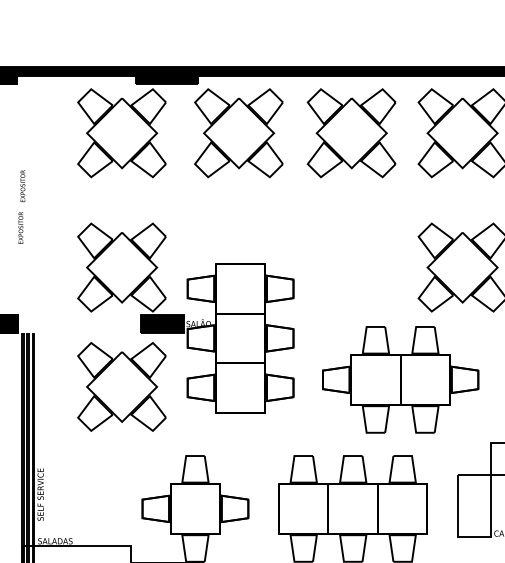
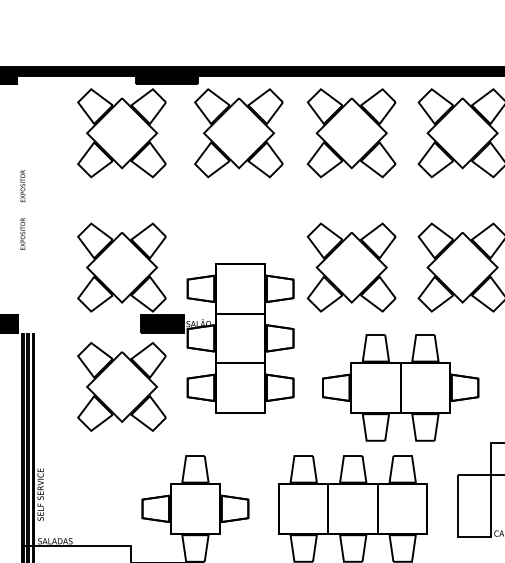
text position: (20, 227) -> (22, 233) (22, 233)
part: none -> present (351, 267)
part position: (400, 379) -> (400, 387) (400, 387)
